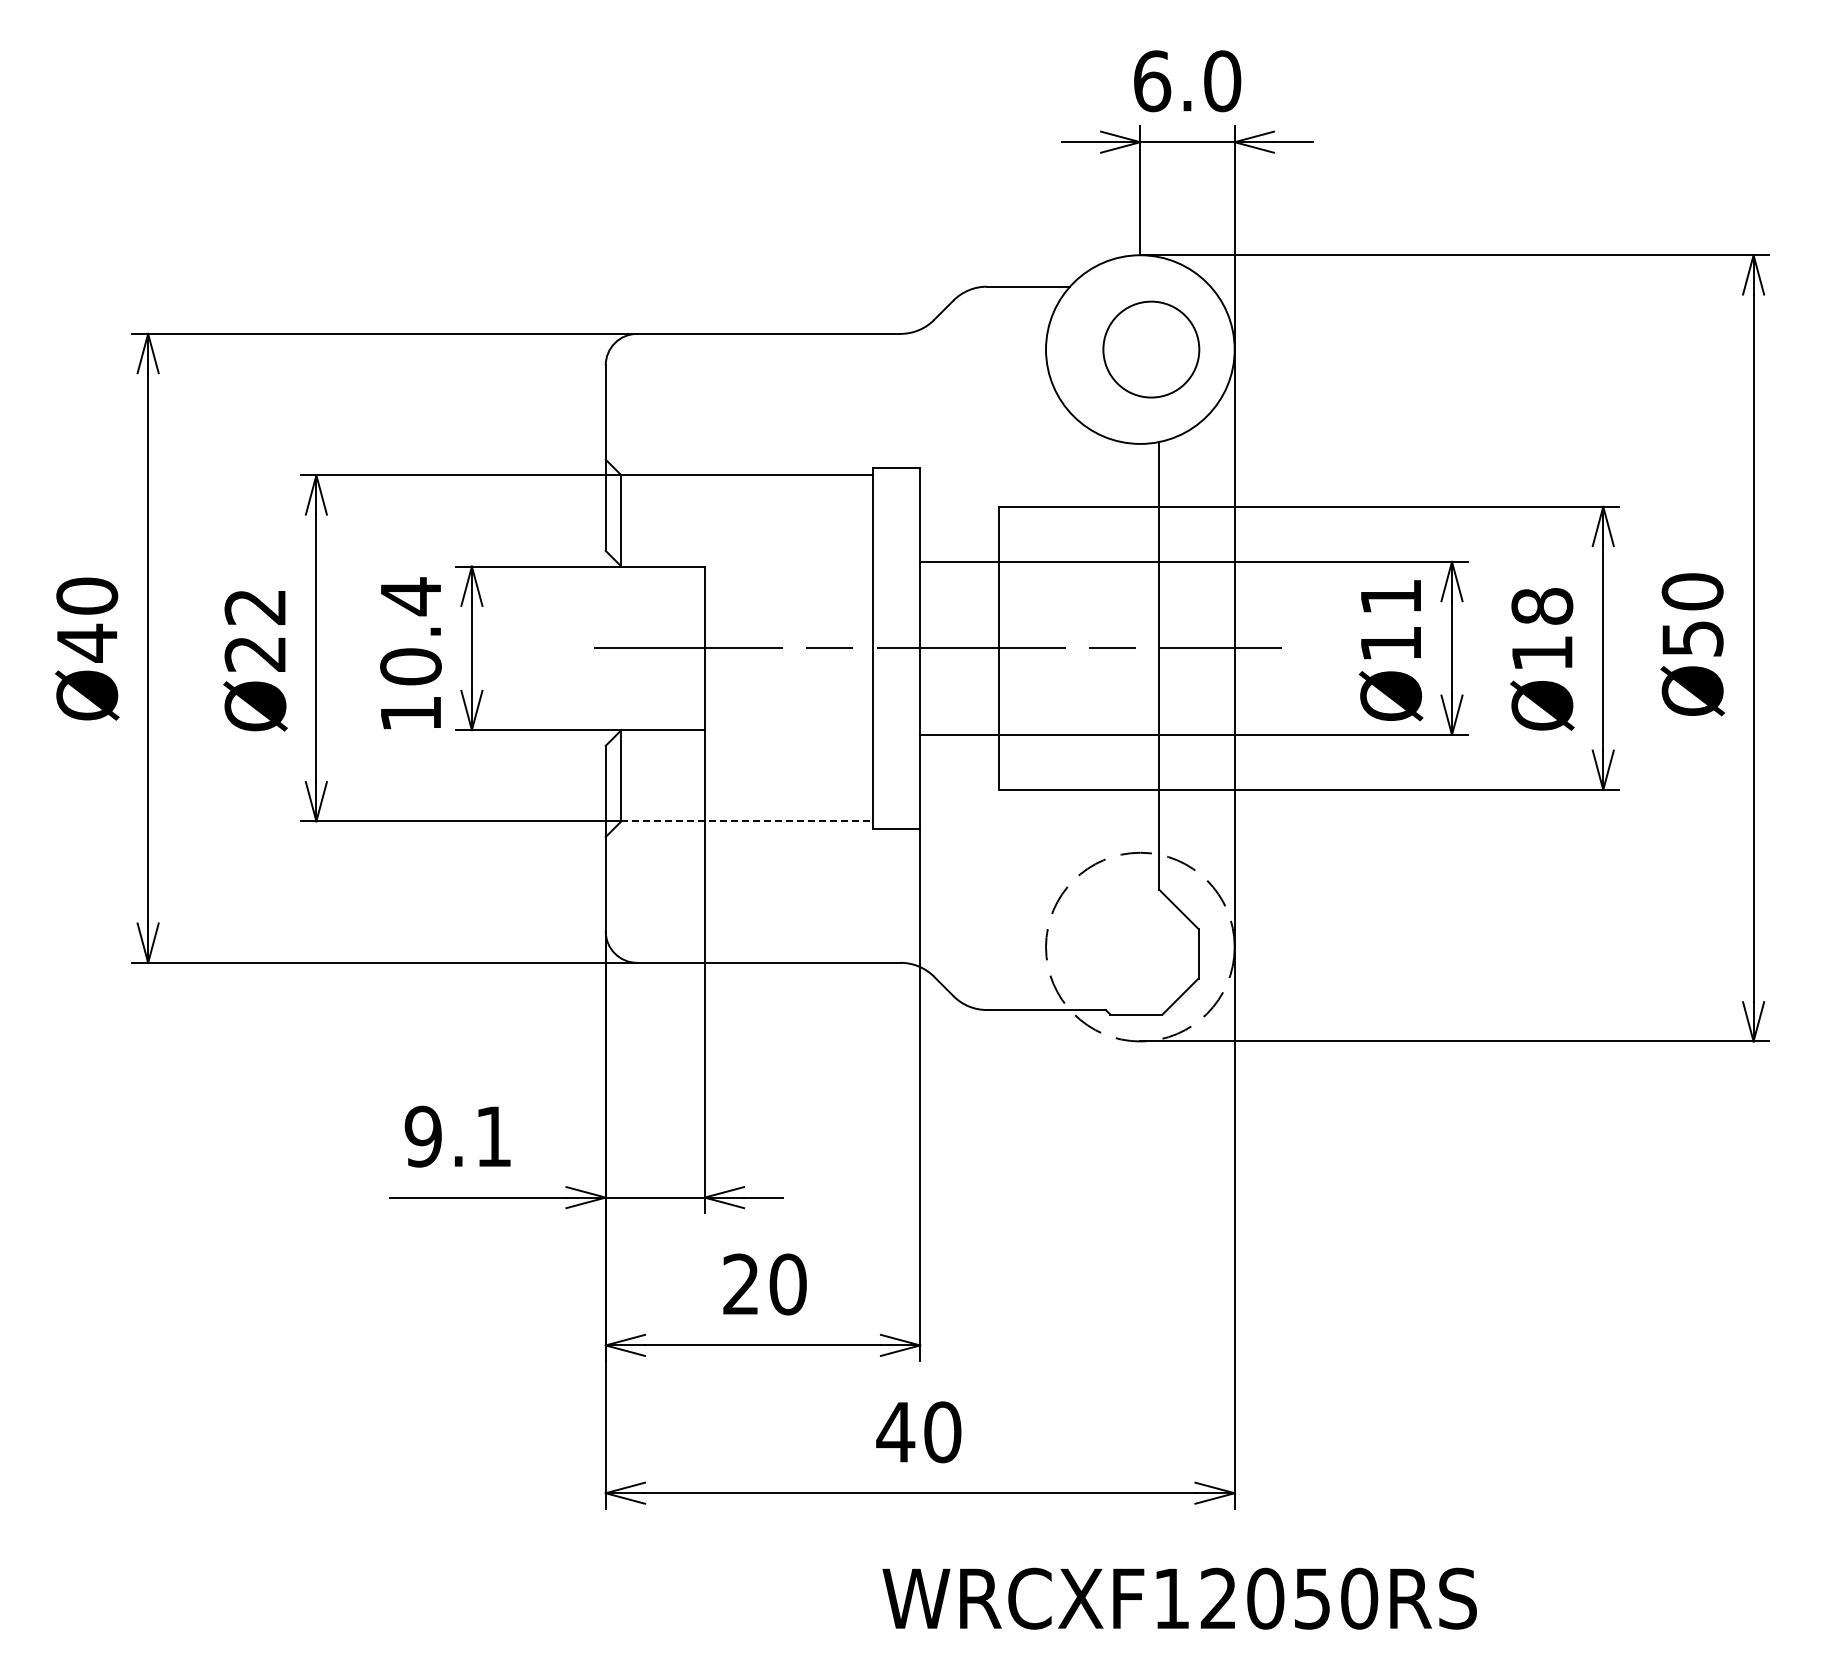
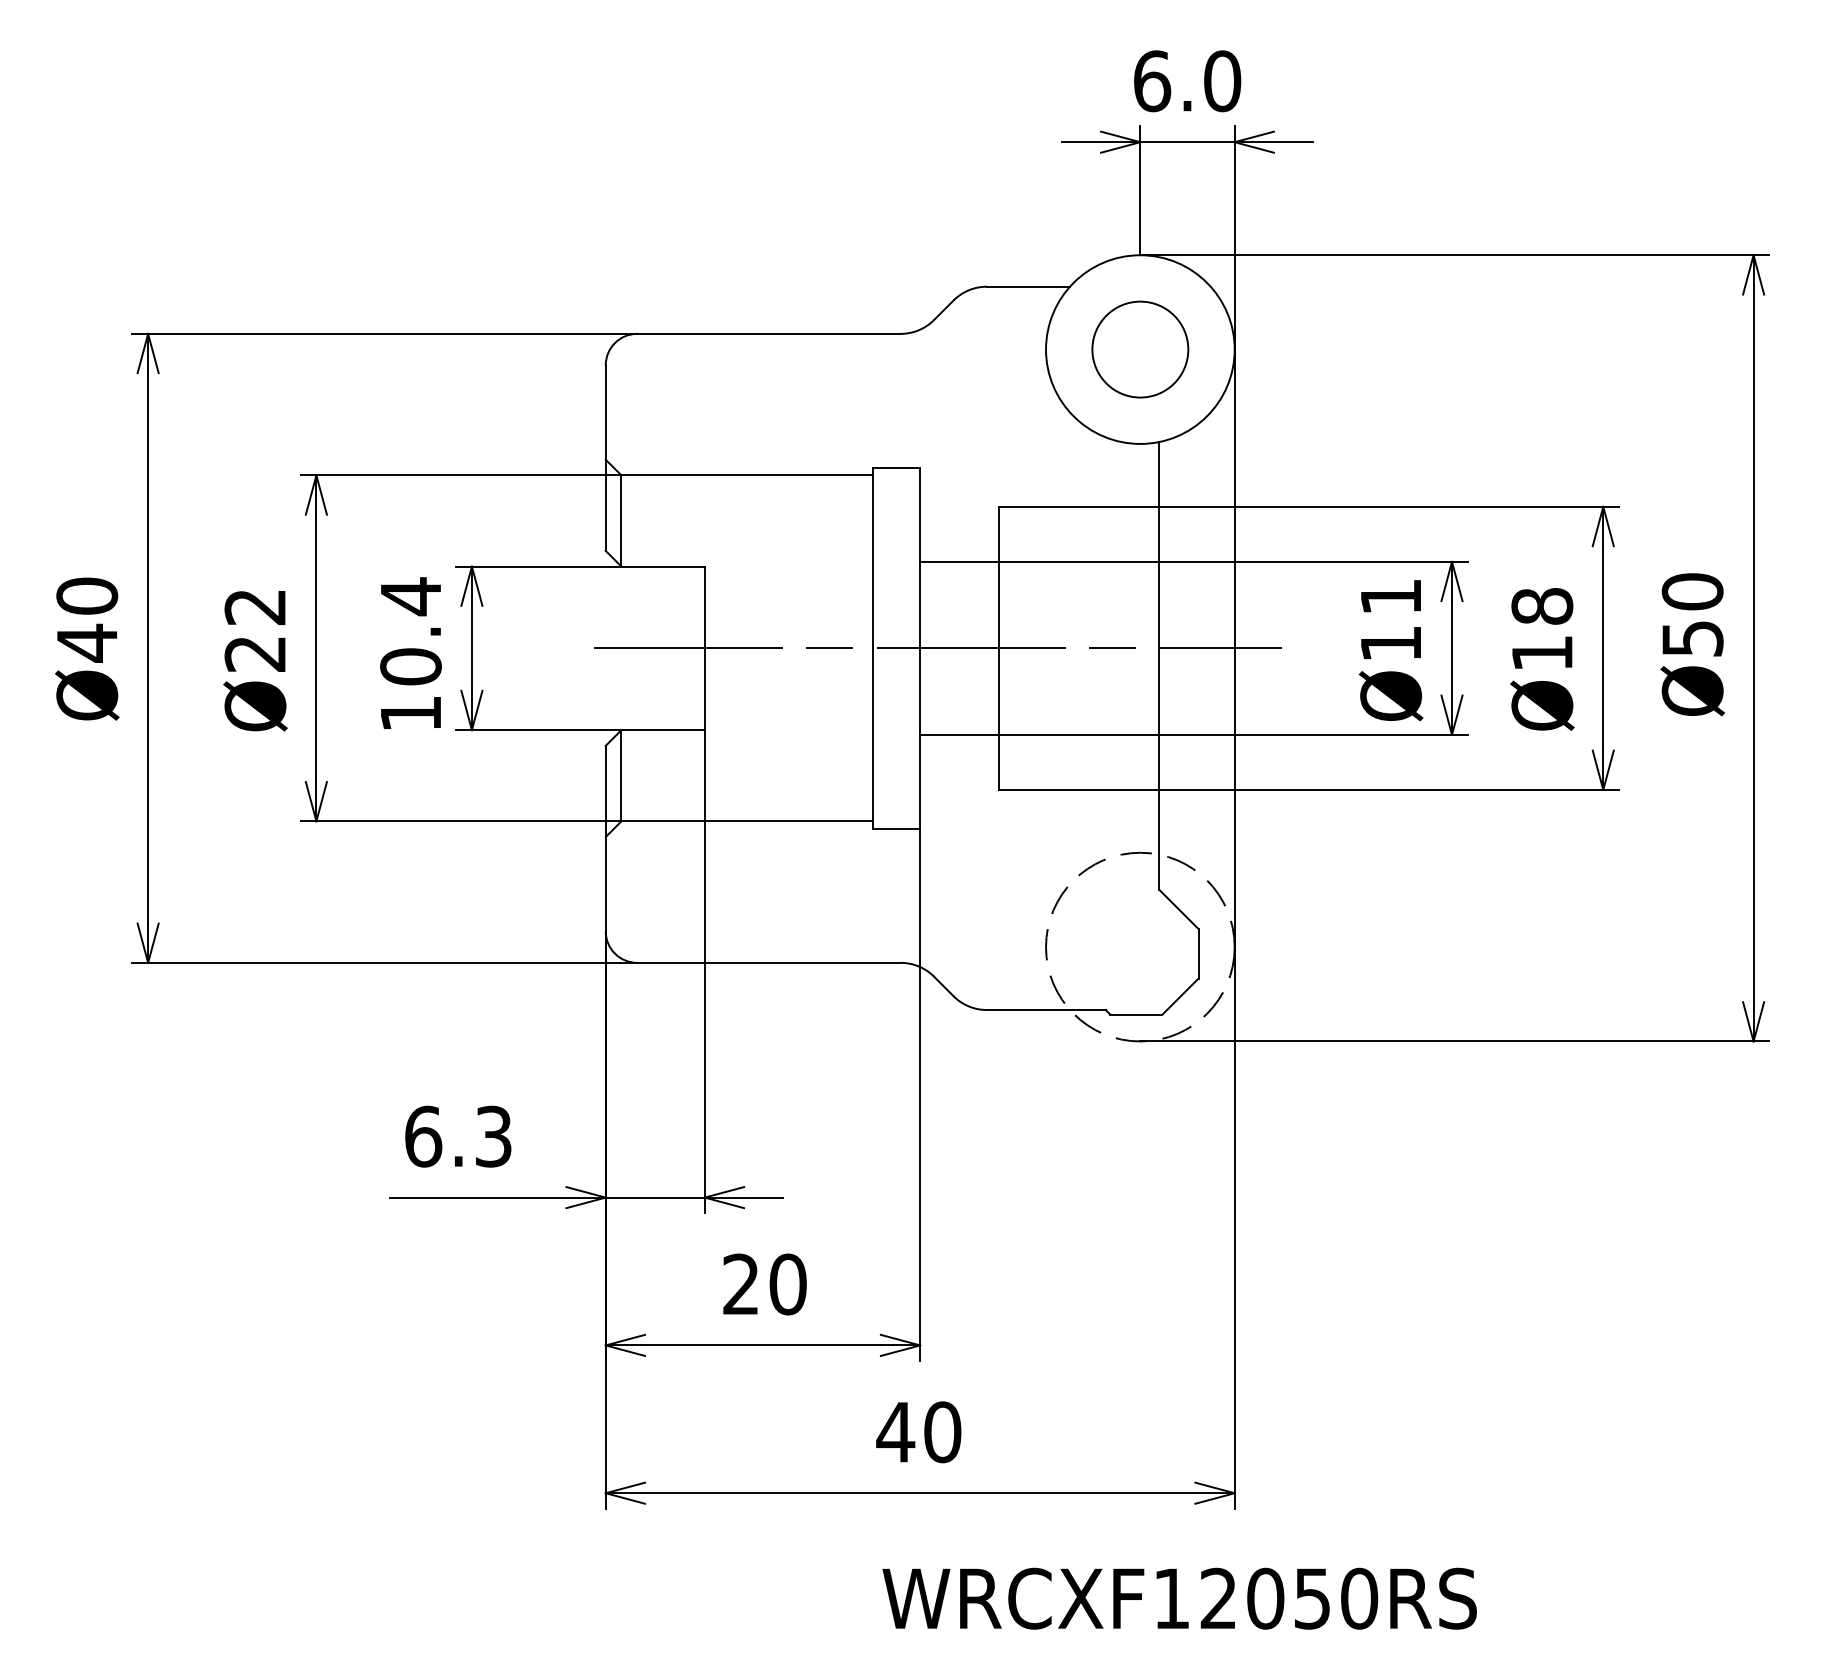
circle position: (1151, 349) -> (1140, 349) (1140, 349)
line: dashed -> solid (747, 821)
text: 9.1 -> 6.3 (457, 1136)
